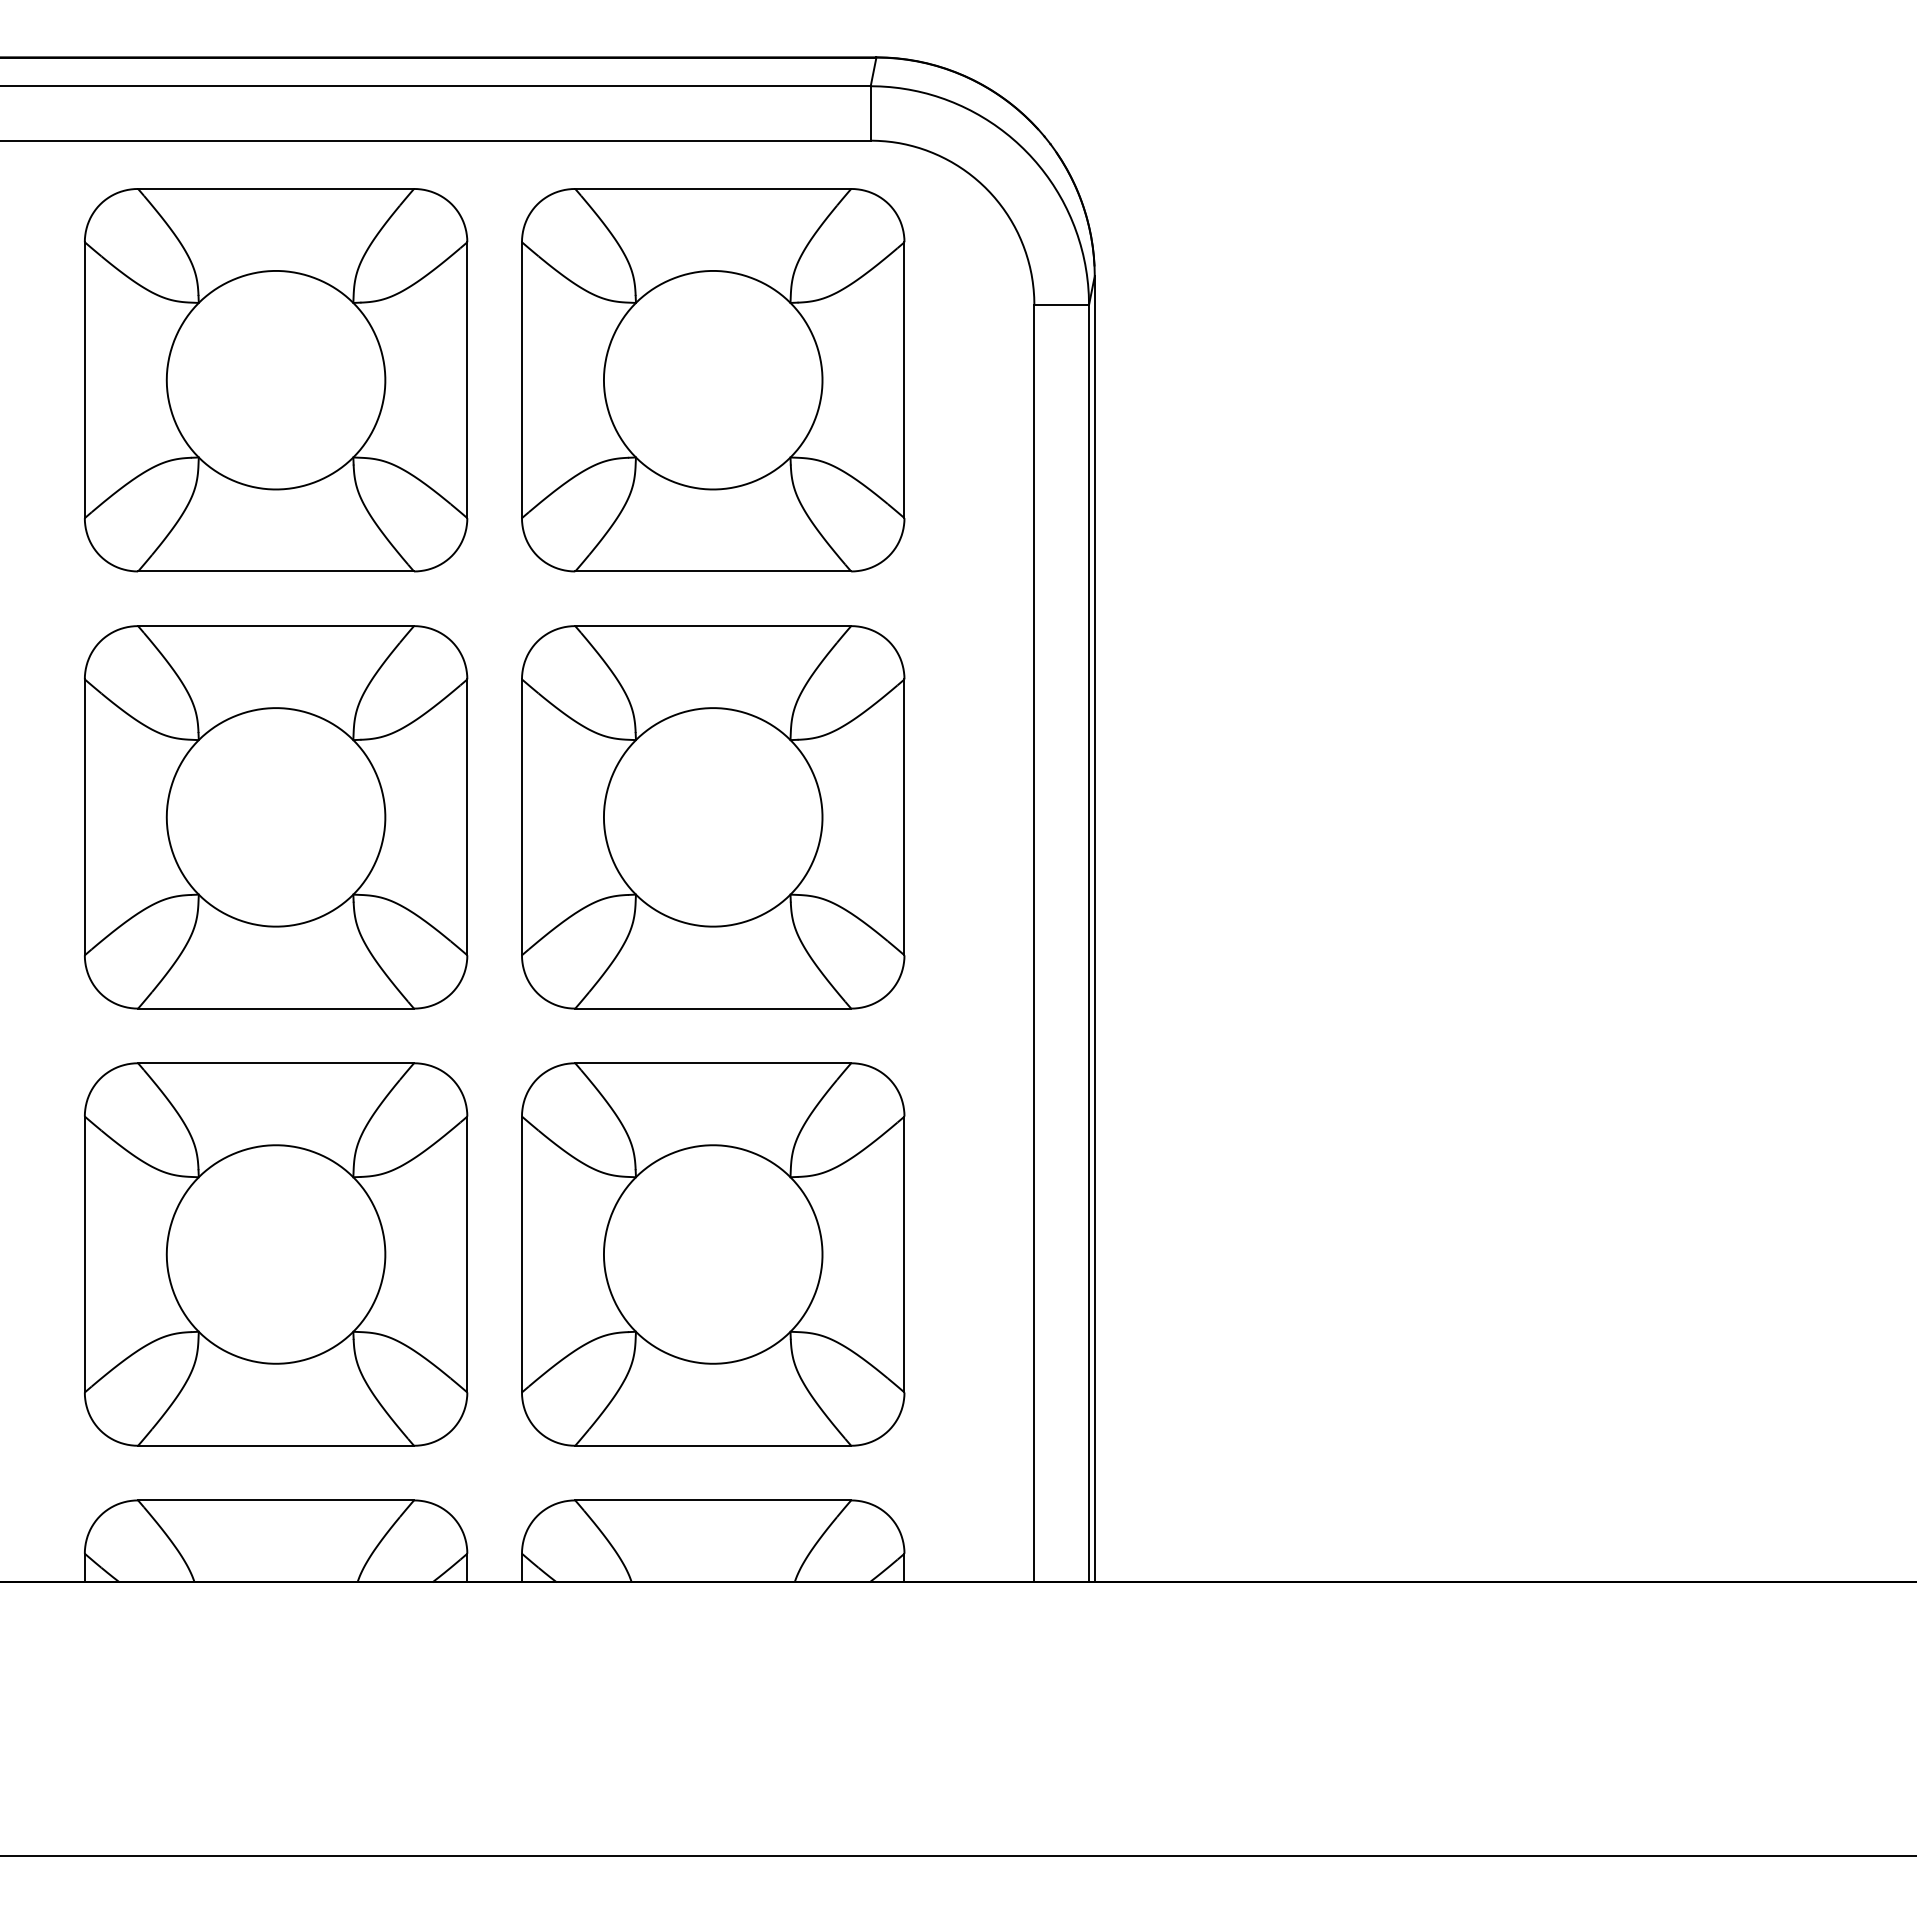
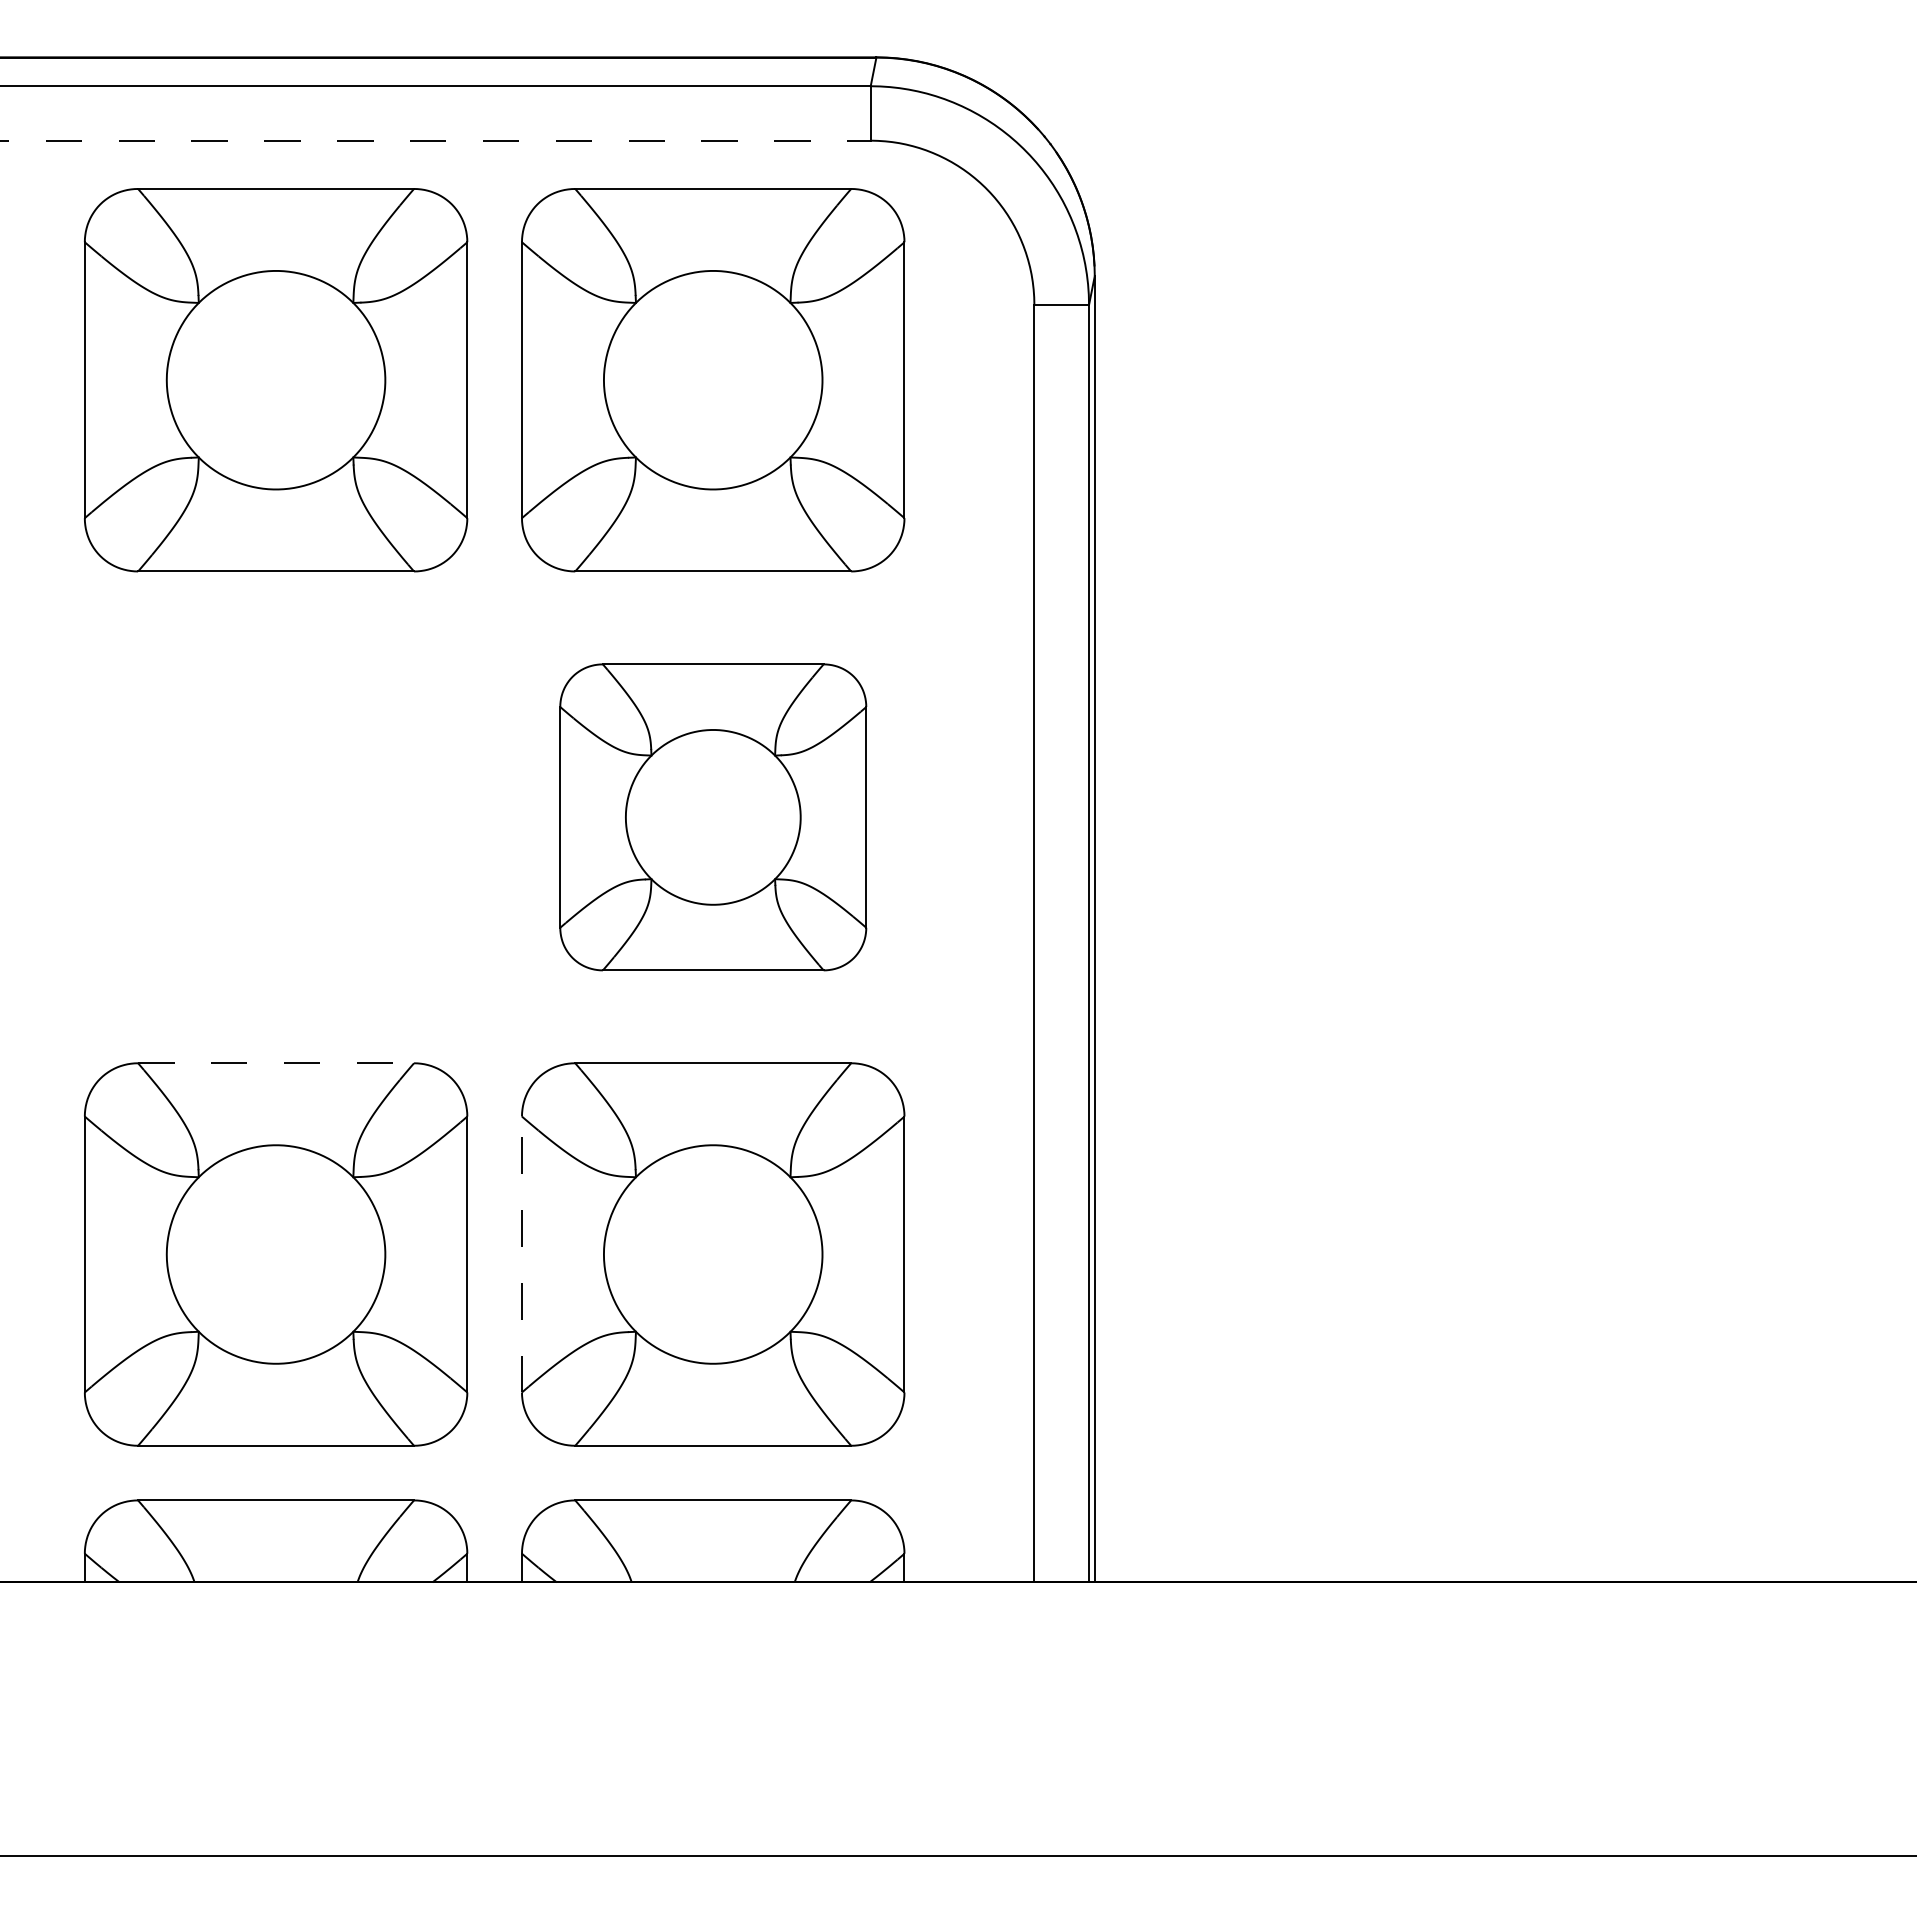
line: solid -> dashed (435, 140)
part: present -> none (276, 817)
part size: 385x385 px -> 309x309 px (713, 817)
line: solid -> dashed (276, 1063)
line: solid -> dashed (521, 1254)
